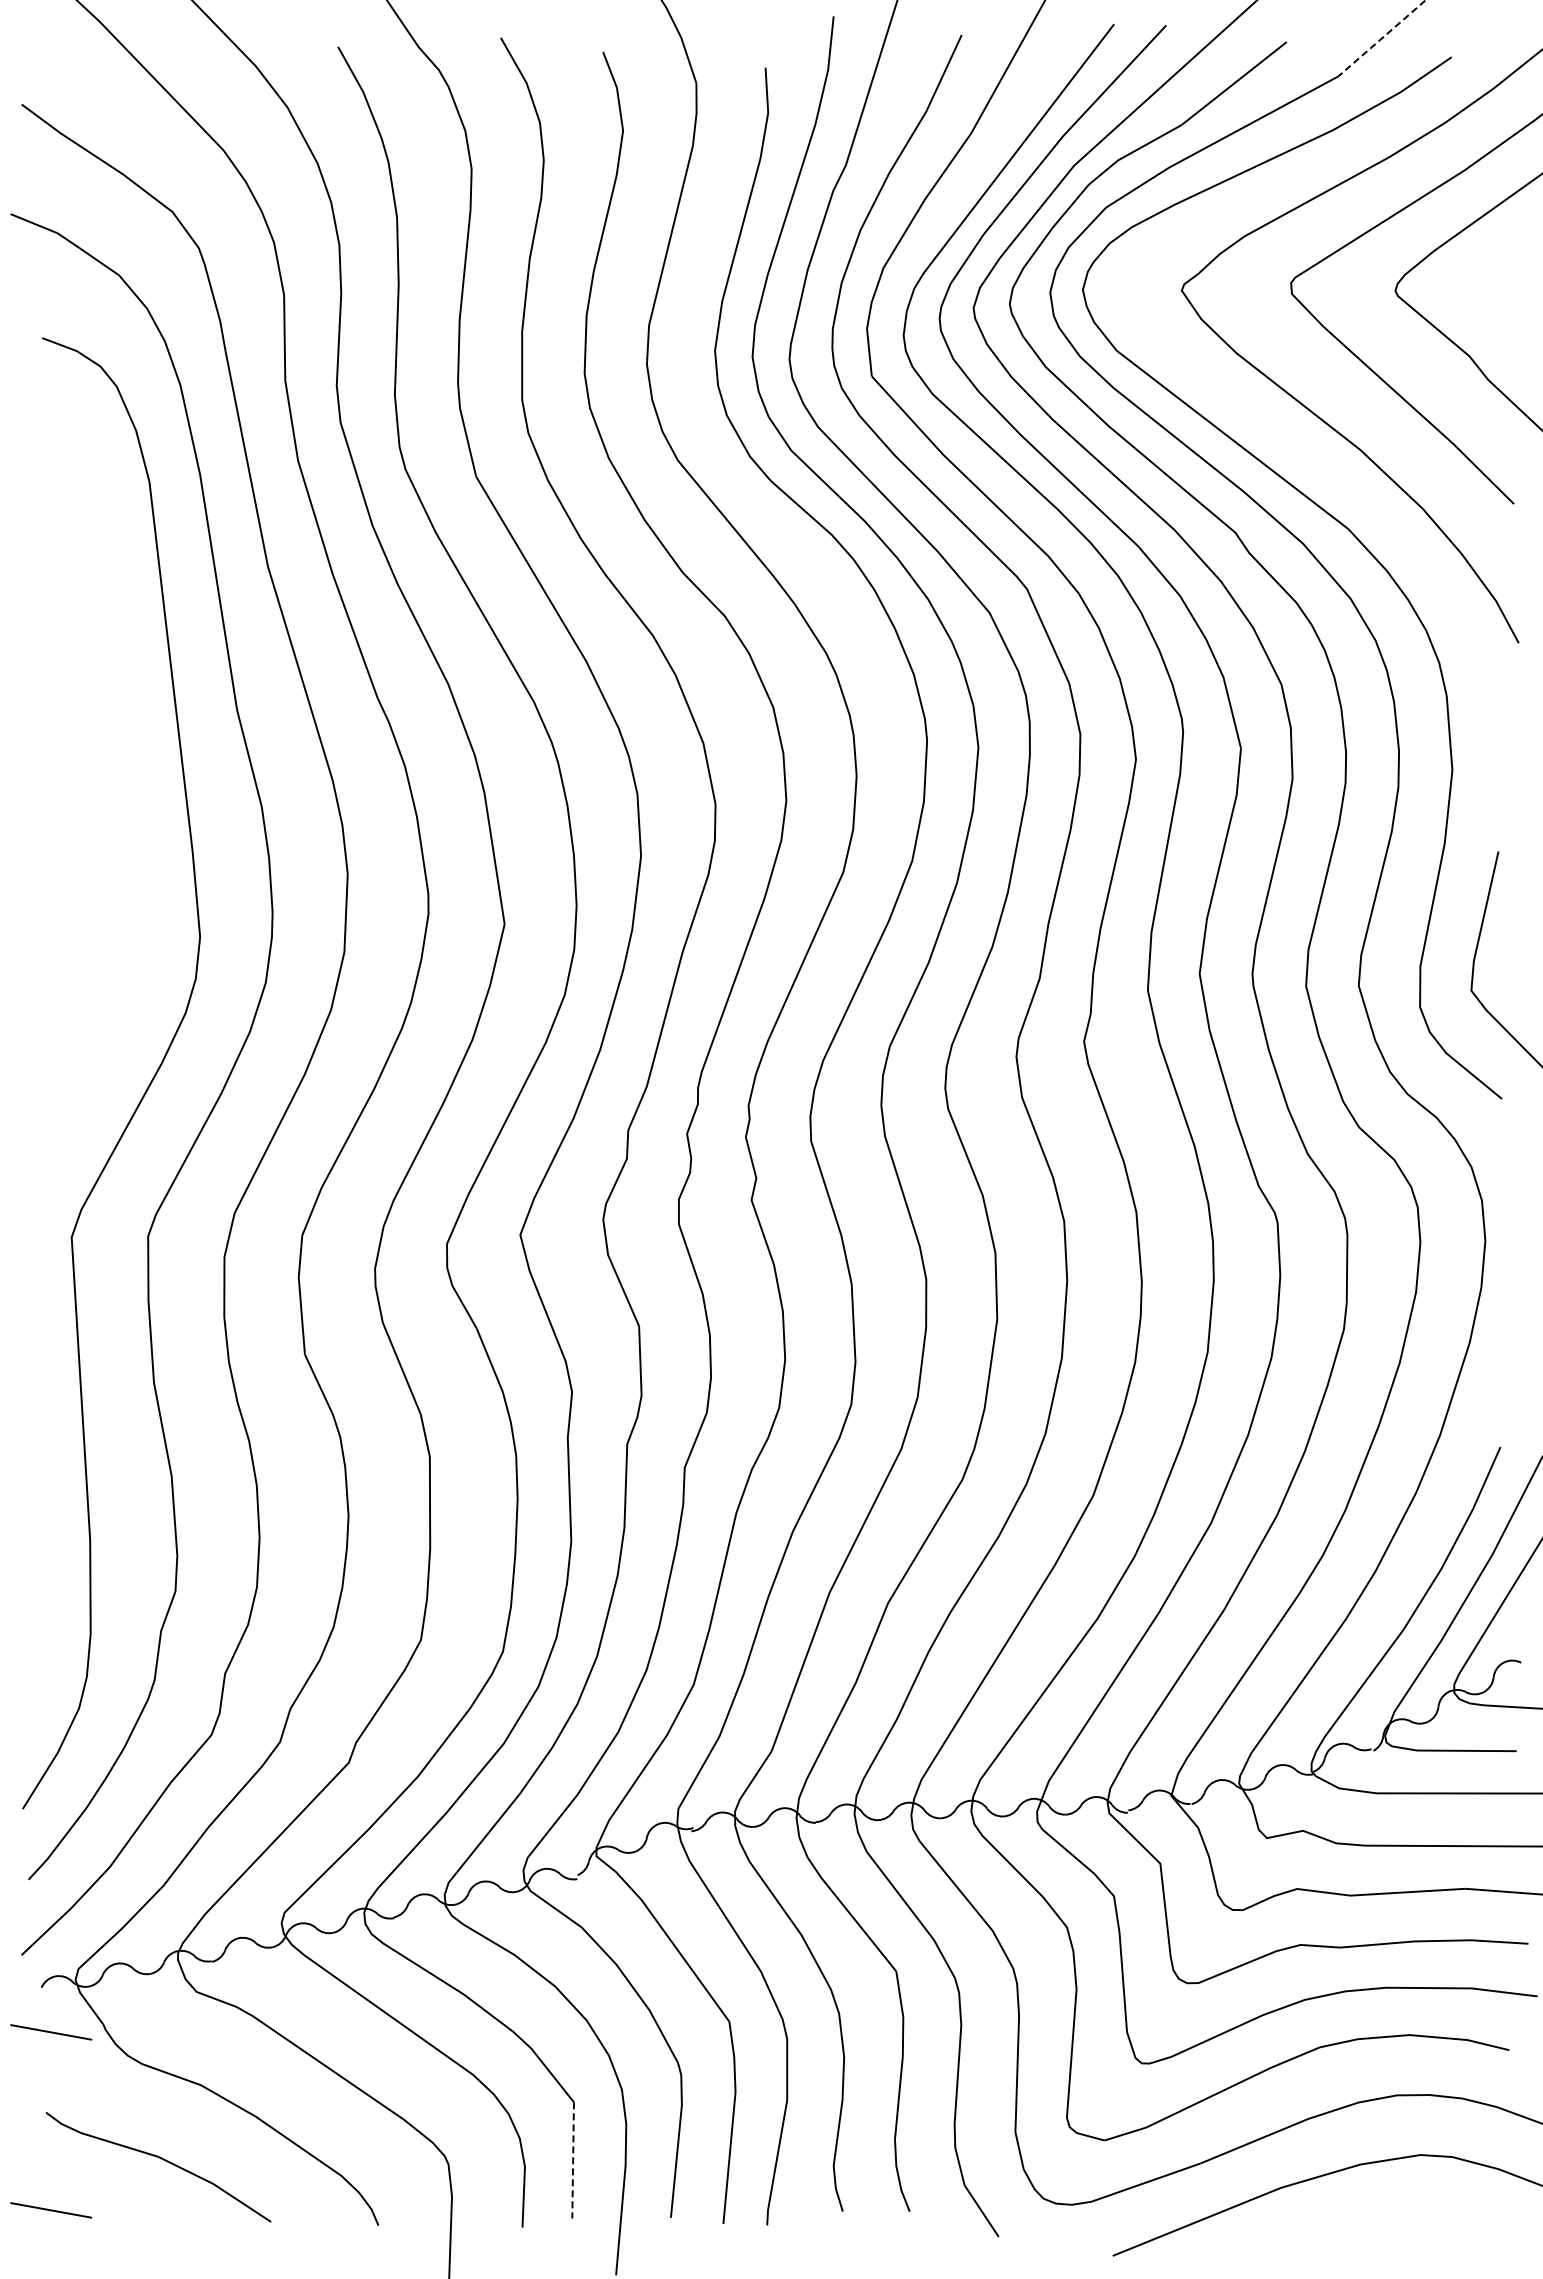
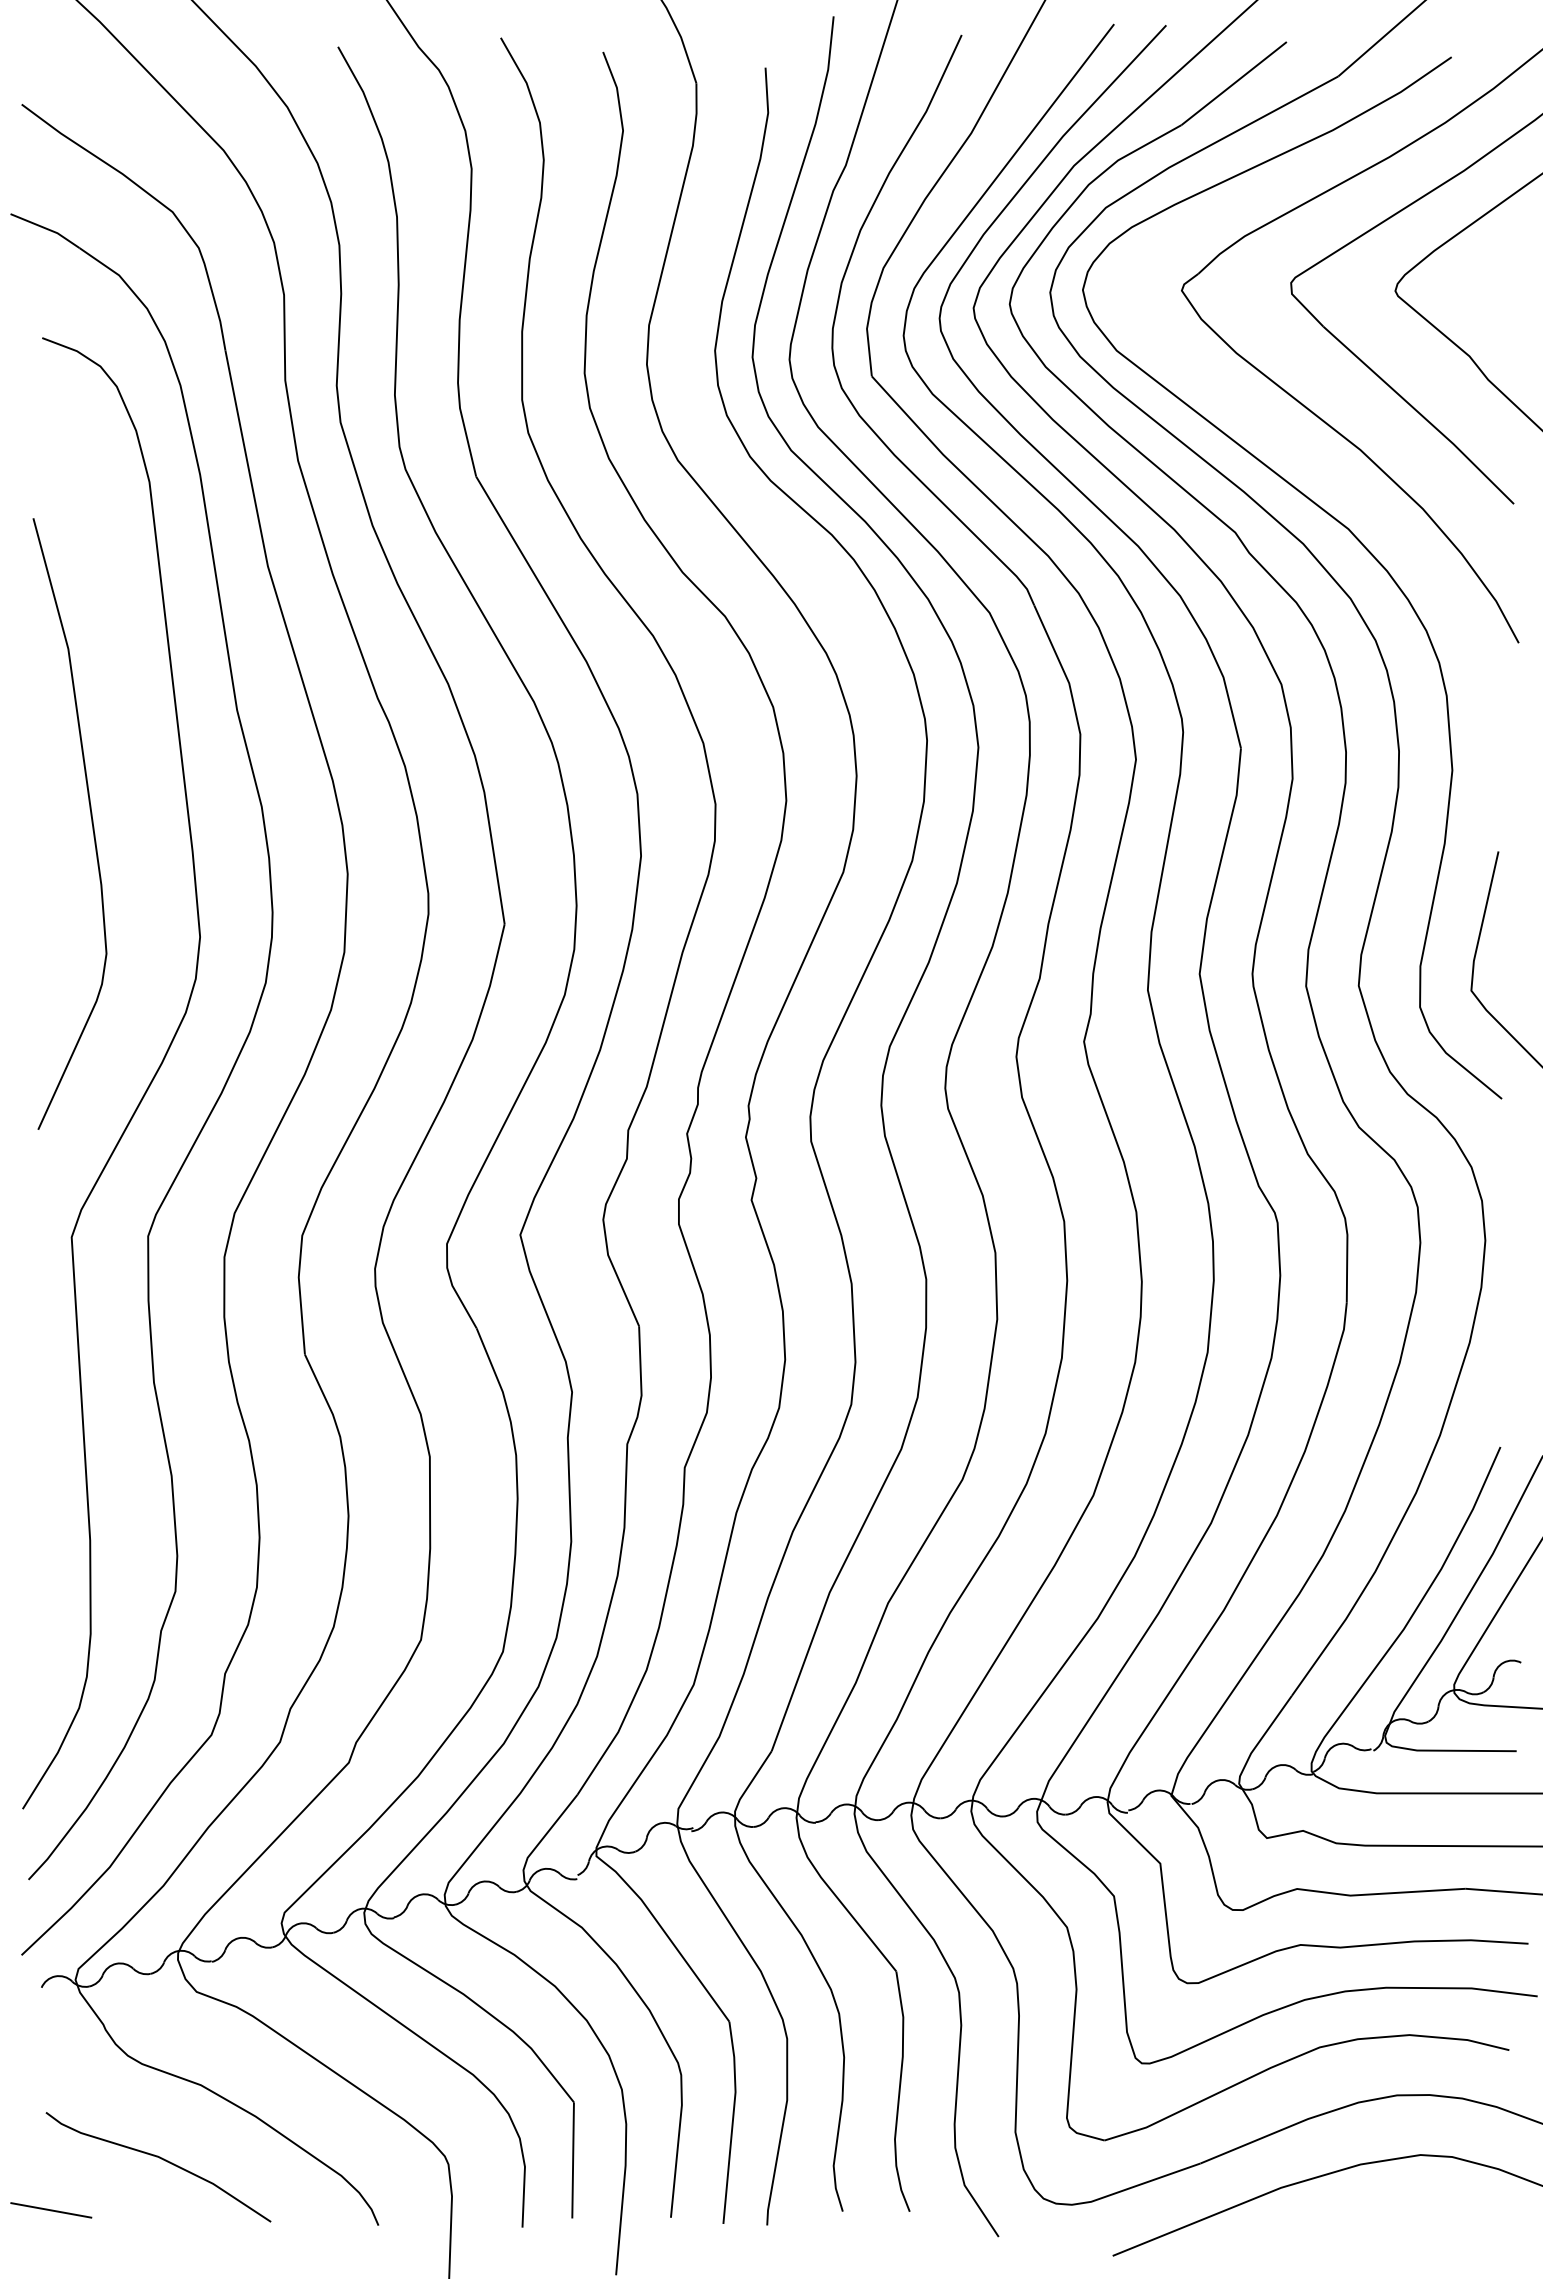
line: dashed -> solid (1381, 38)
curve: none -> present (91, 823)
line: present -> none (51, 2032)
line: dashed -> solid (573, 2160)
